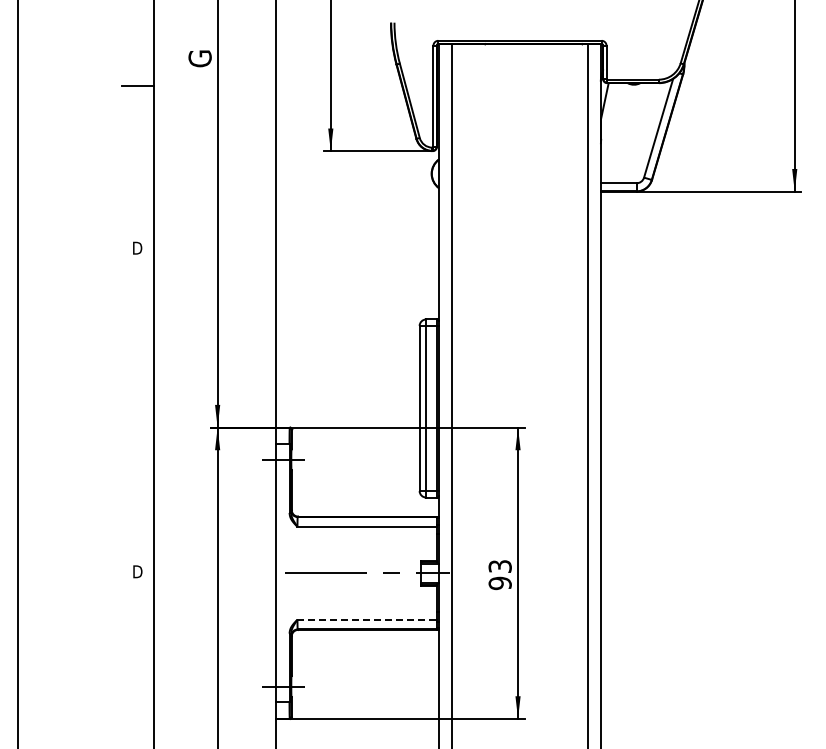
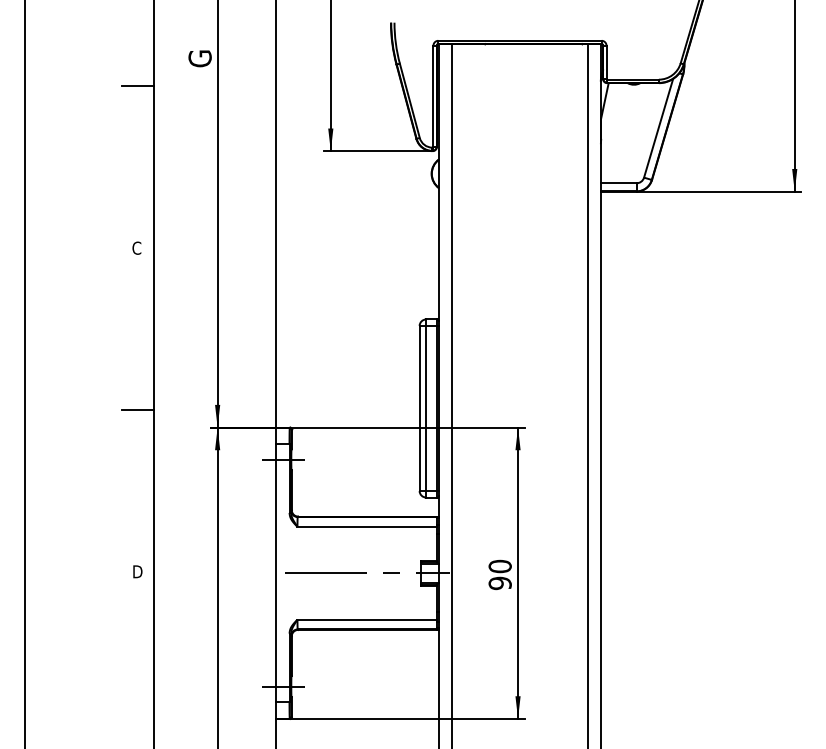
text: D -> C (137, 247)
line position: (17, 373) -> (24, 373) (24, 373)
line: none -> present (137, 409)
text: 93 -> 90 (499, 566)
line: dashed -> solid (367, 619)
